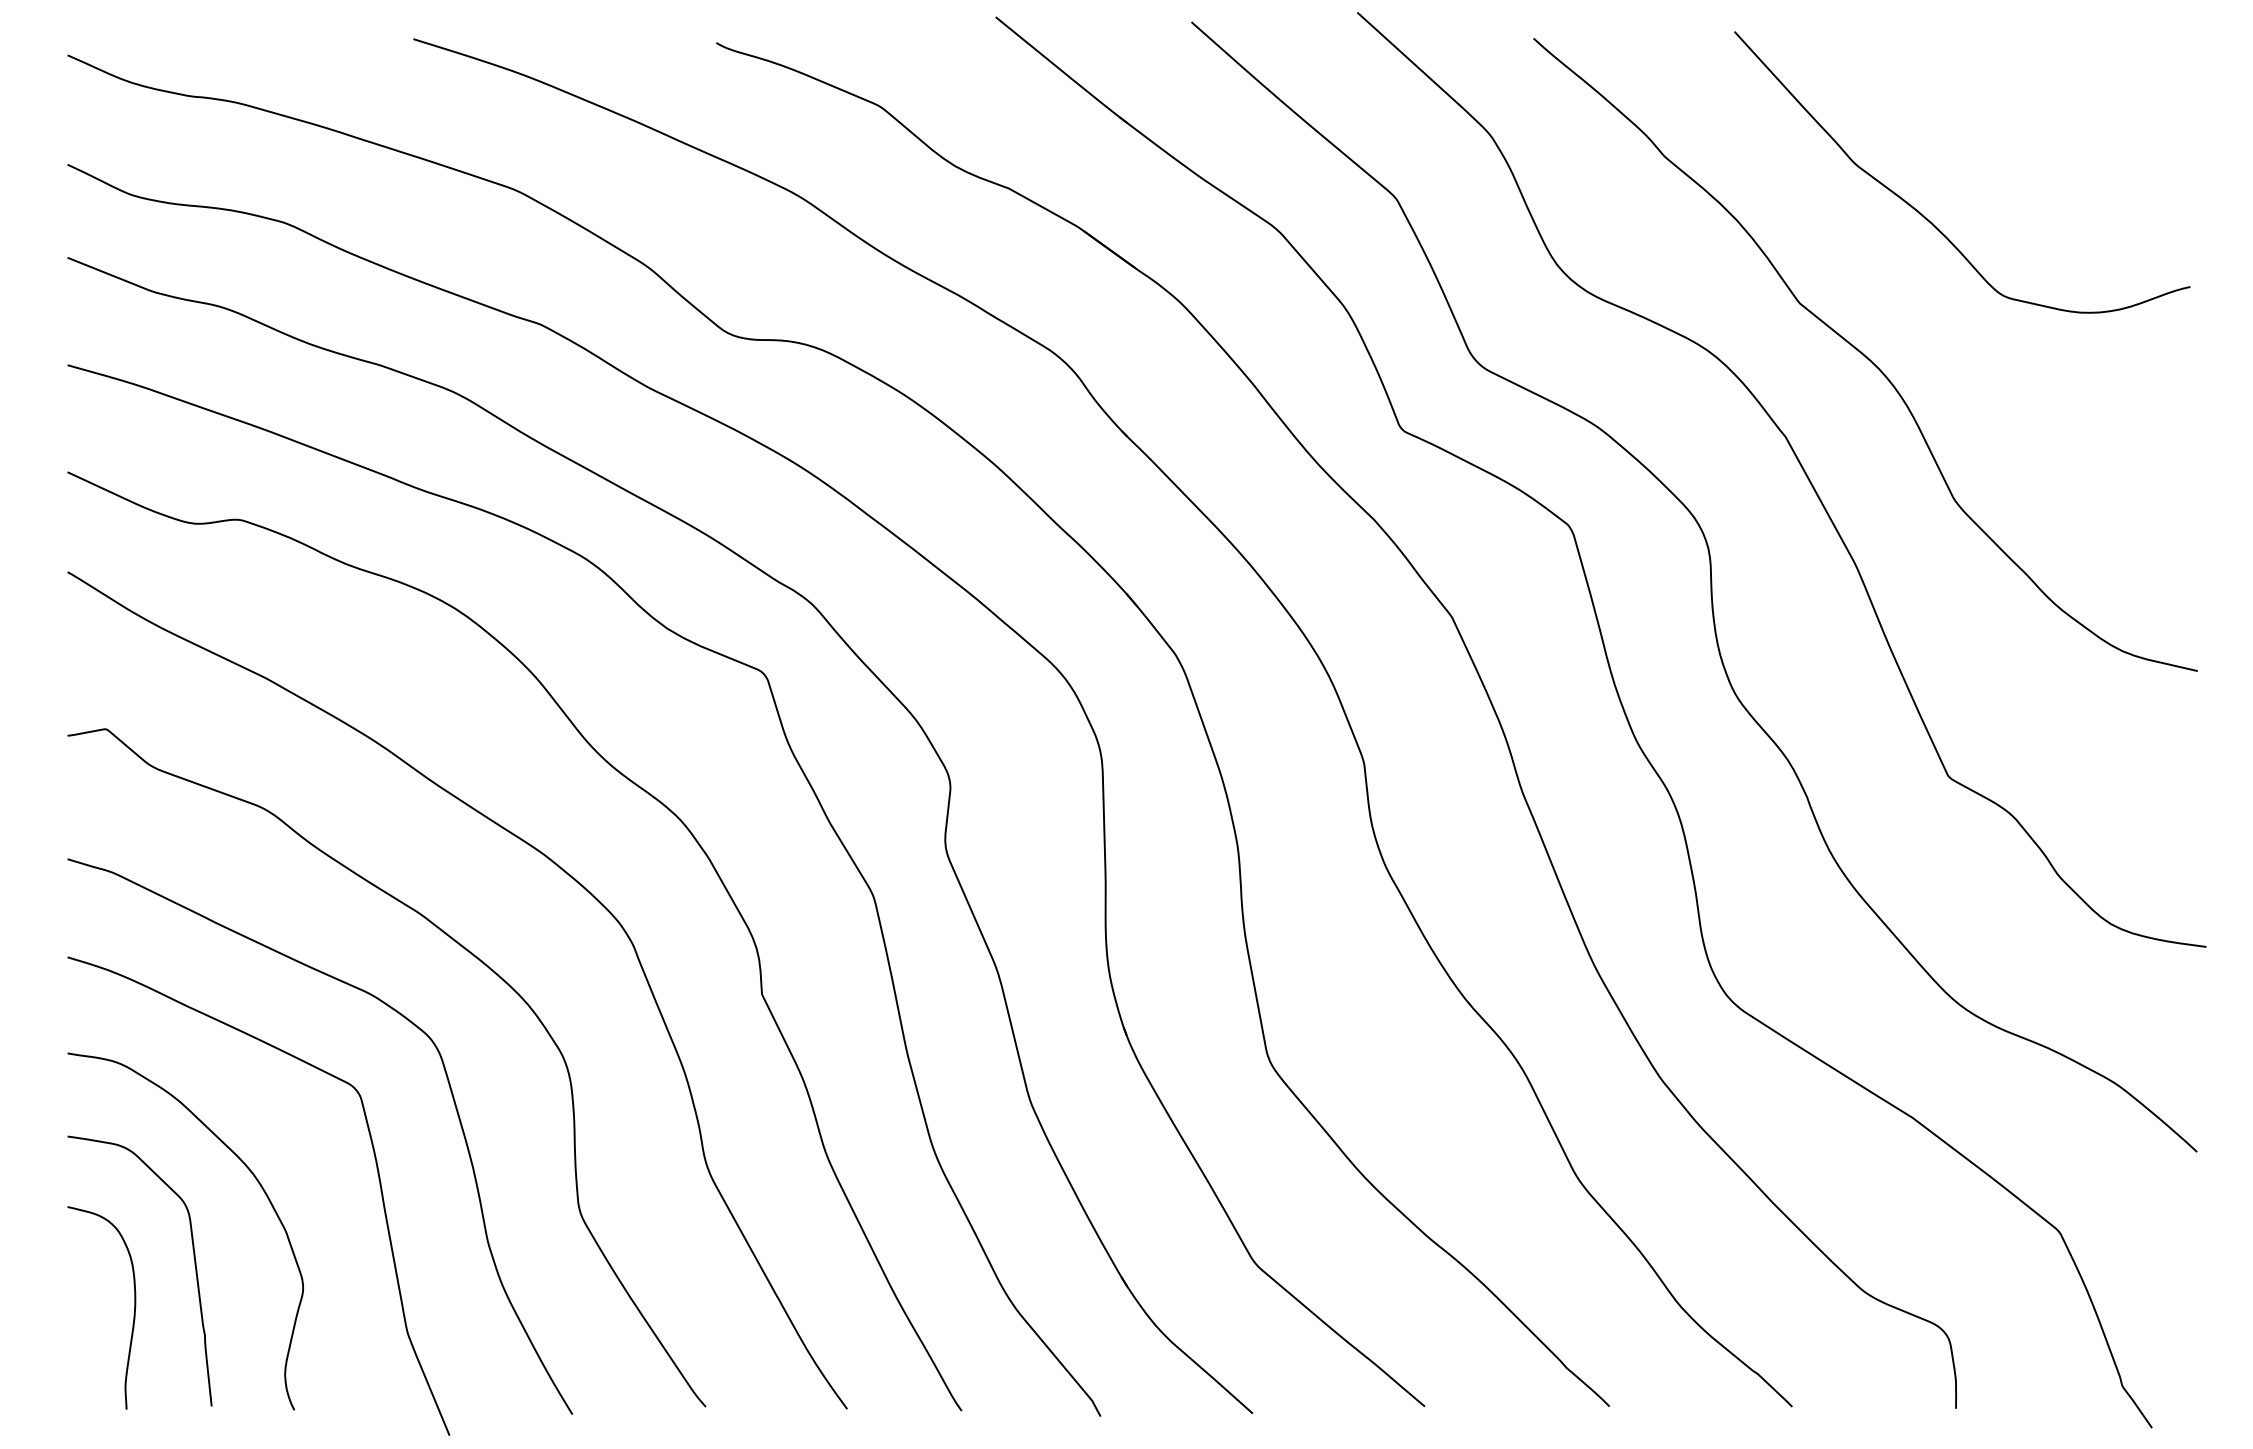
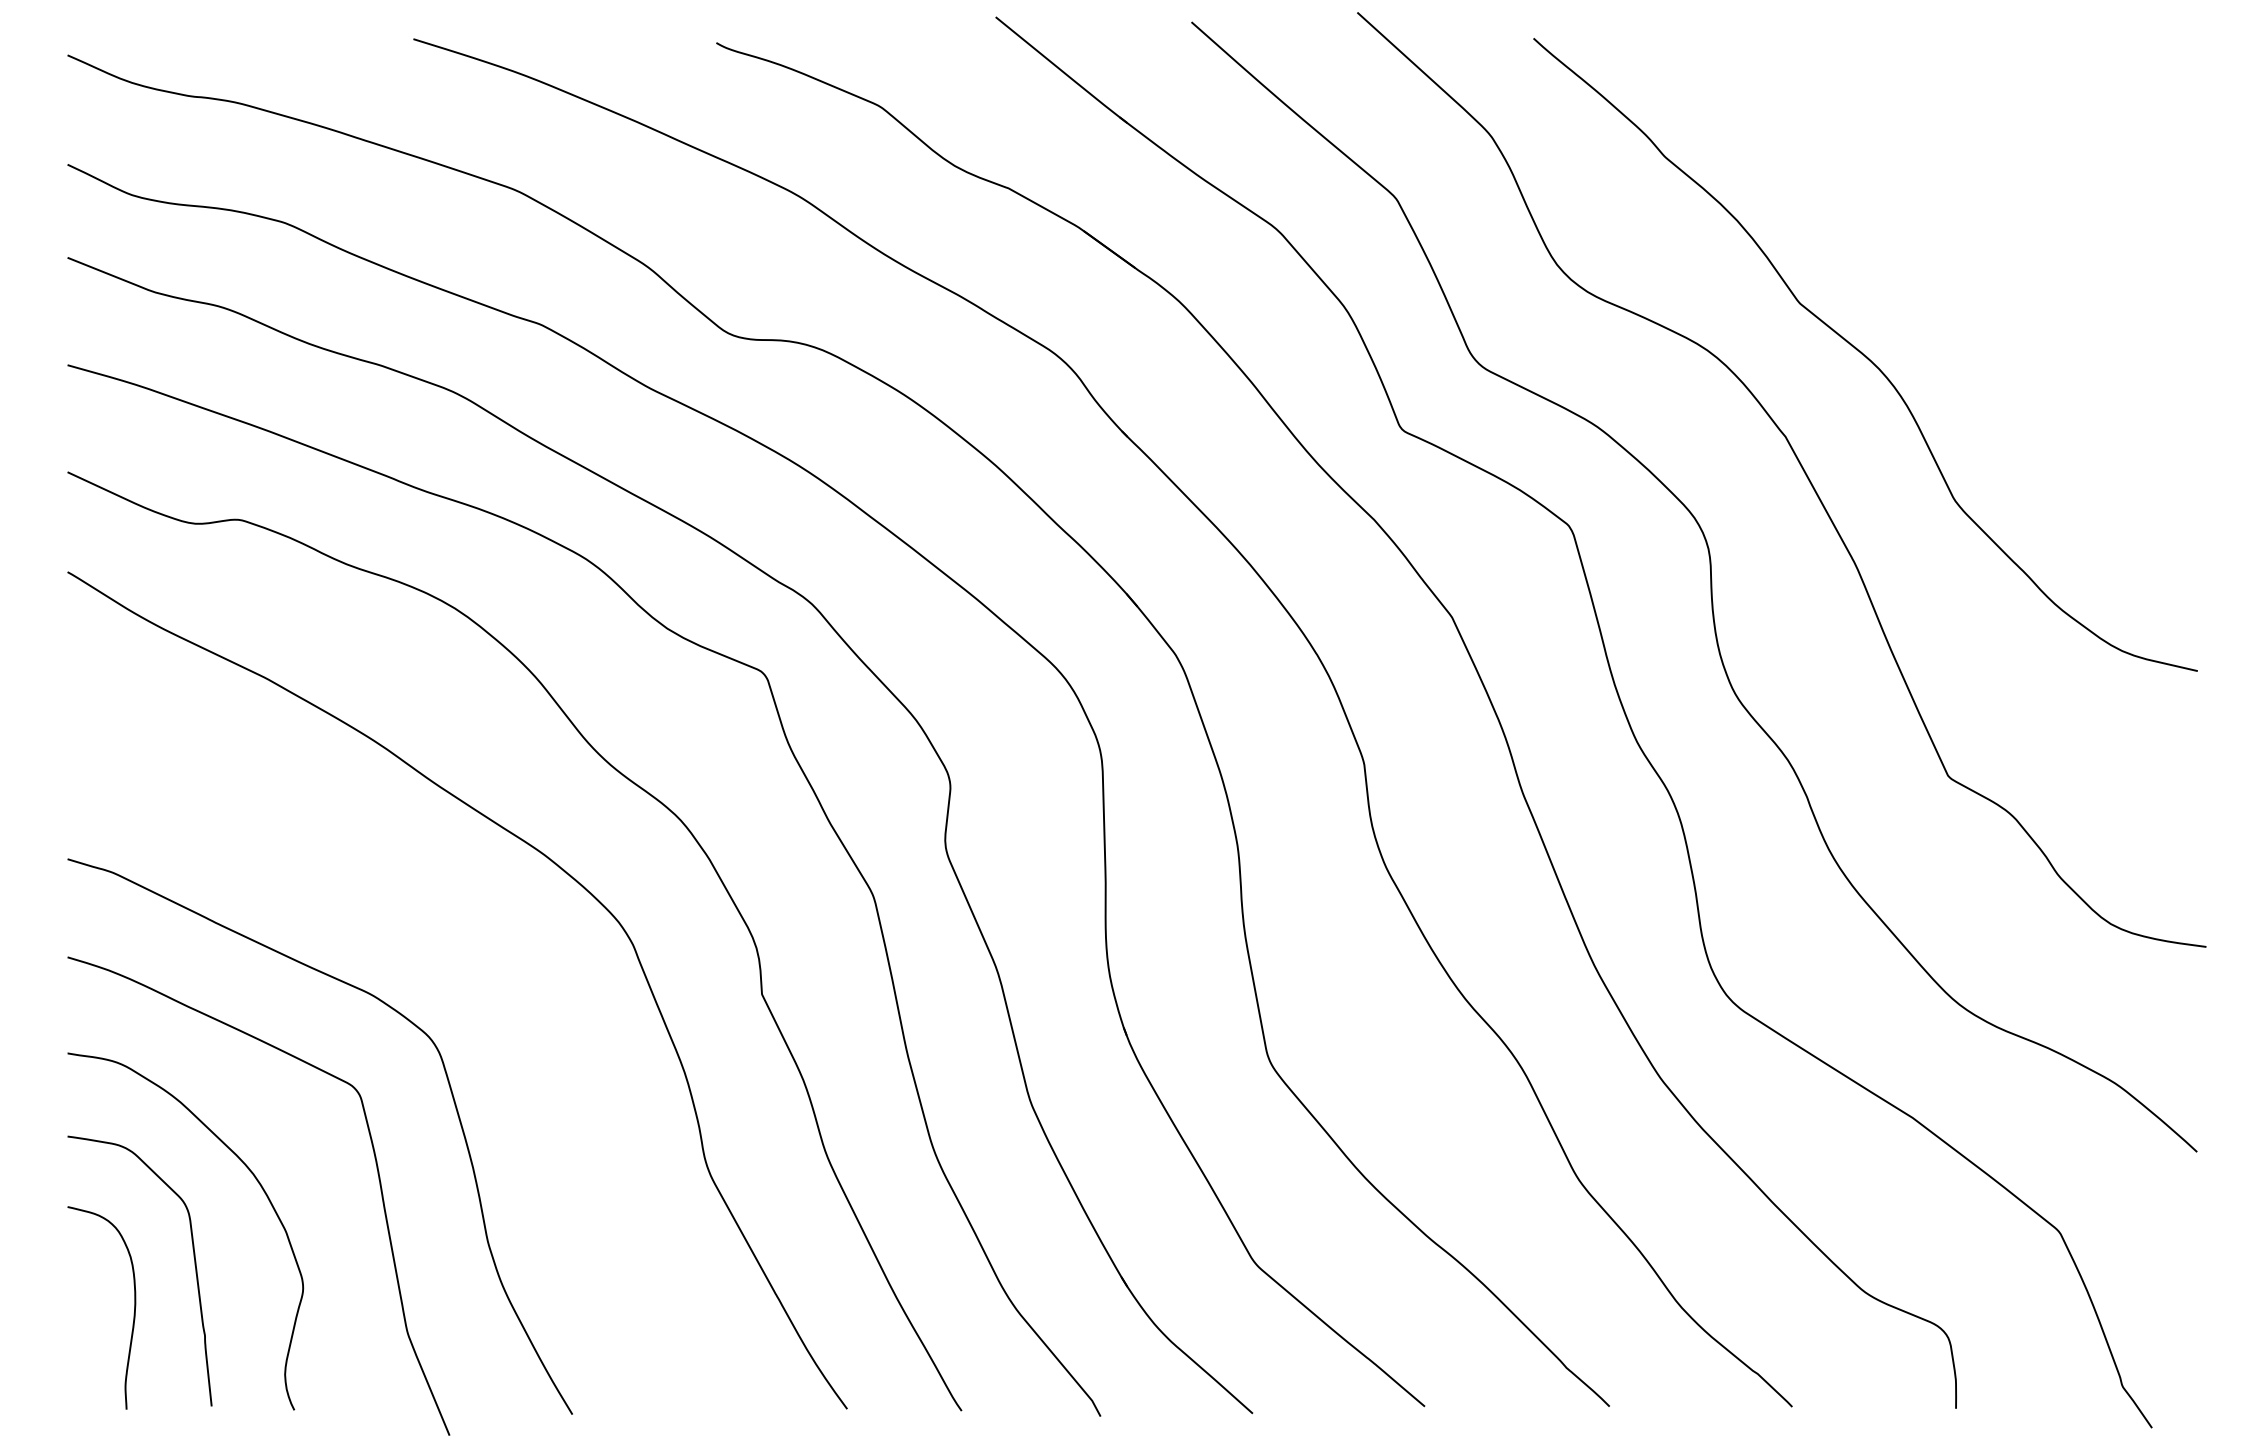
curve: present -> none (1924, 215)
curve: present -> none (473, 956)
